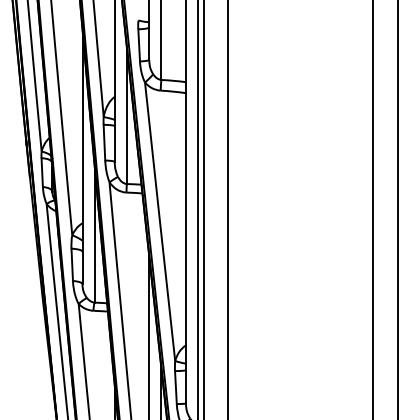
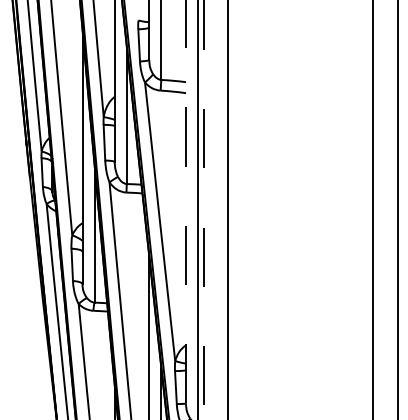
line: solid -> dashed (185, 201)
line: solid -> dashed (203, 210)
